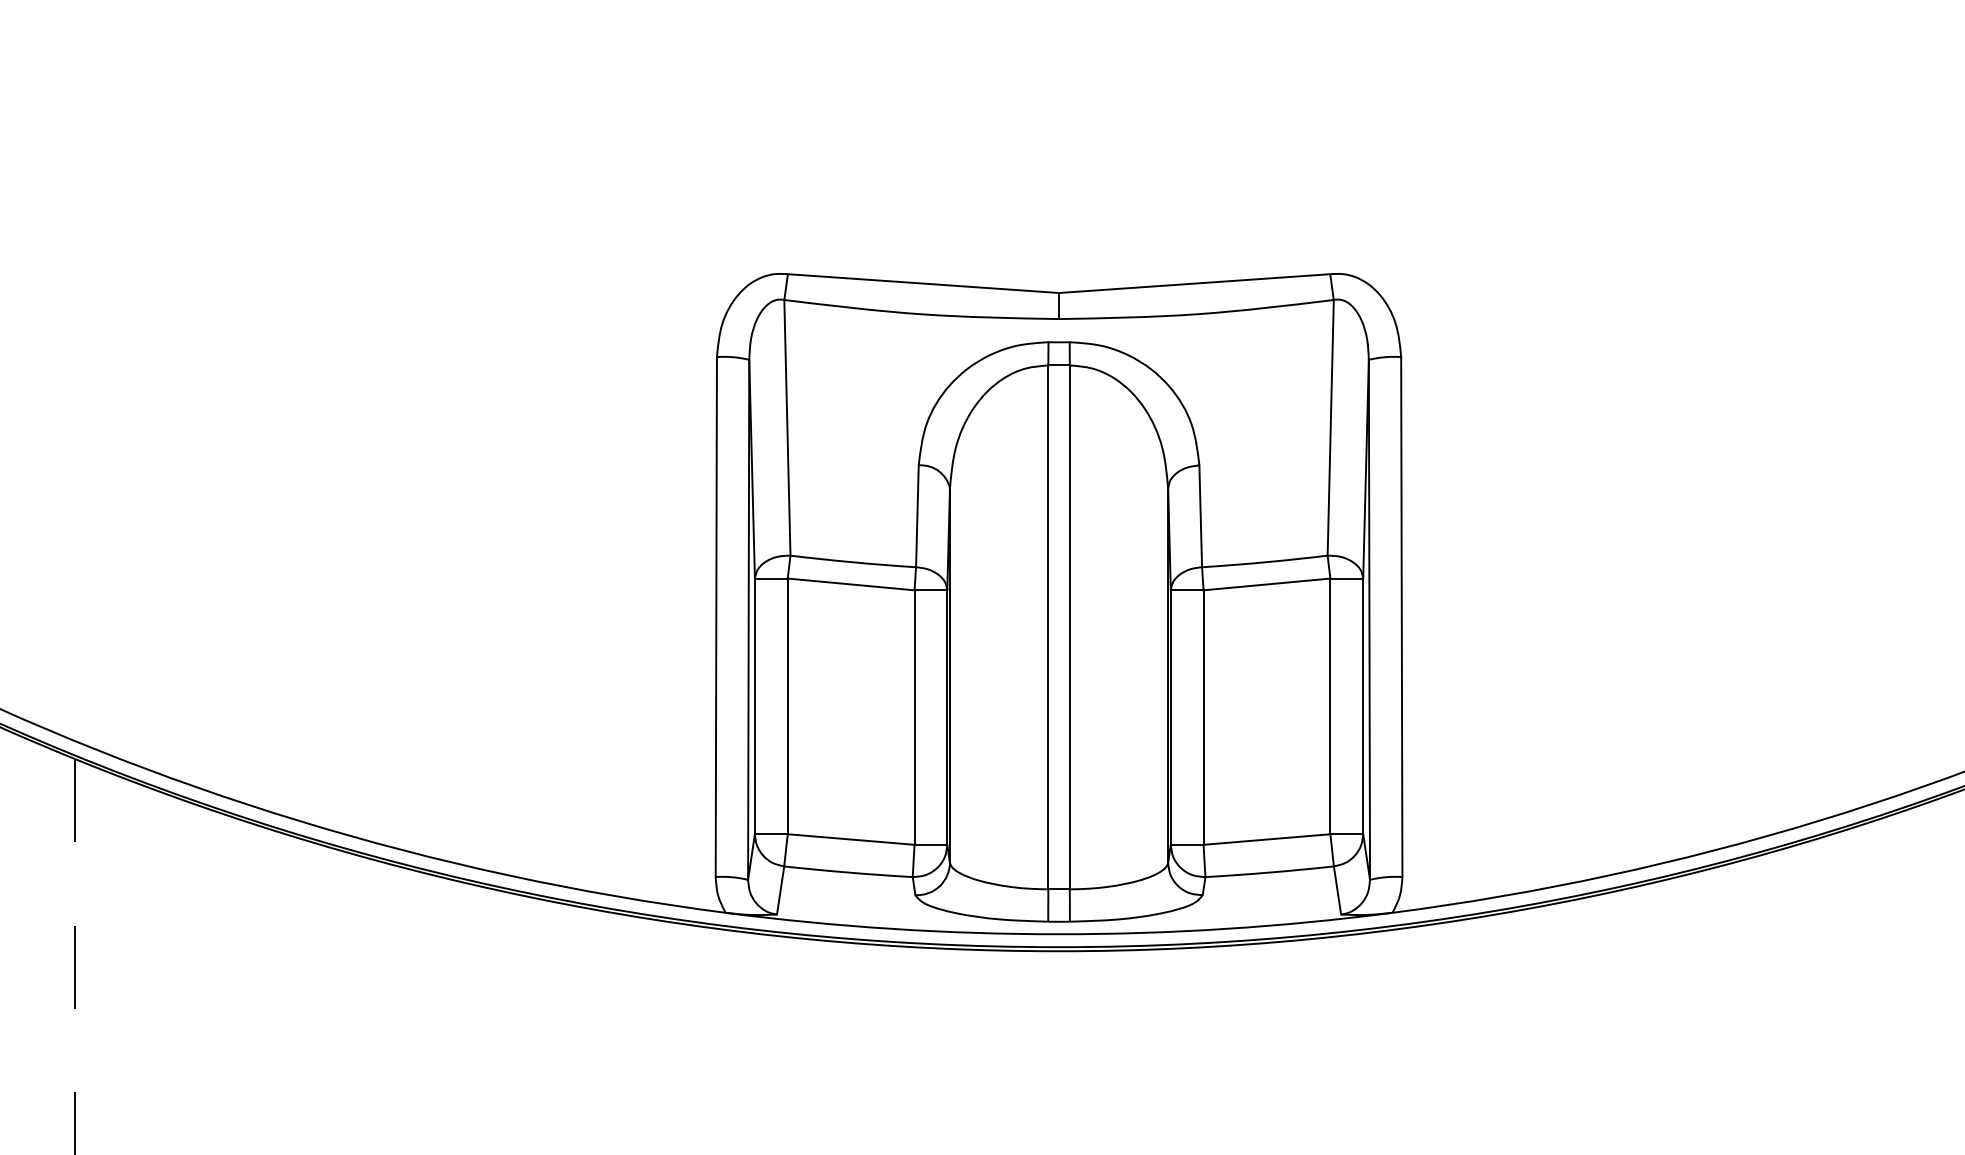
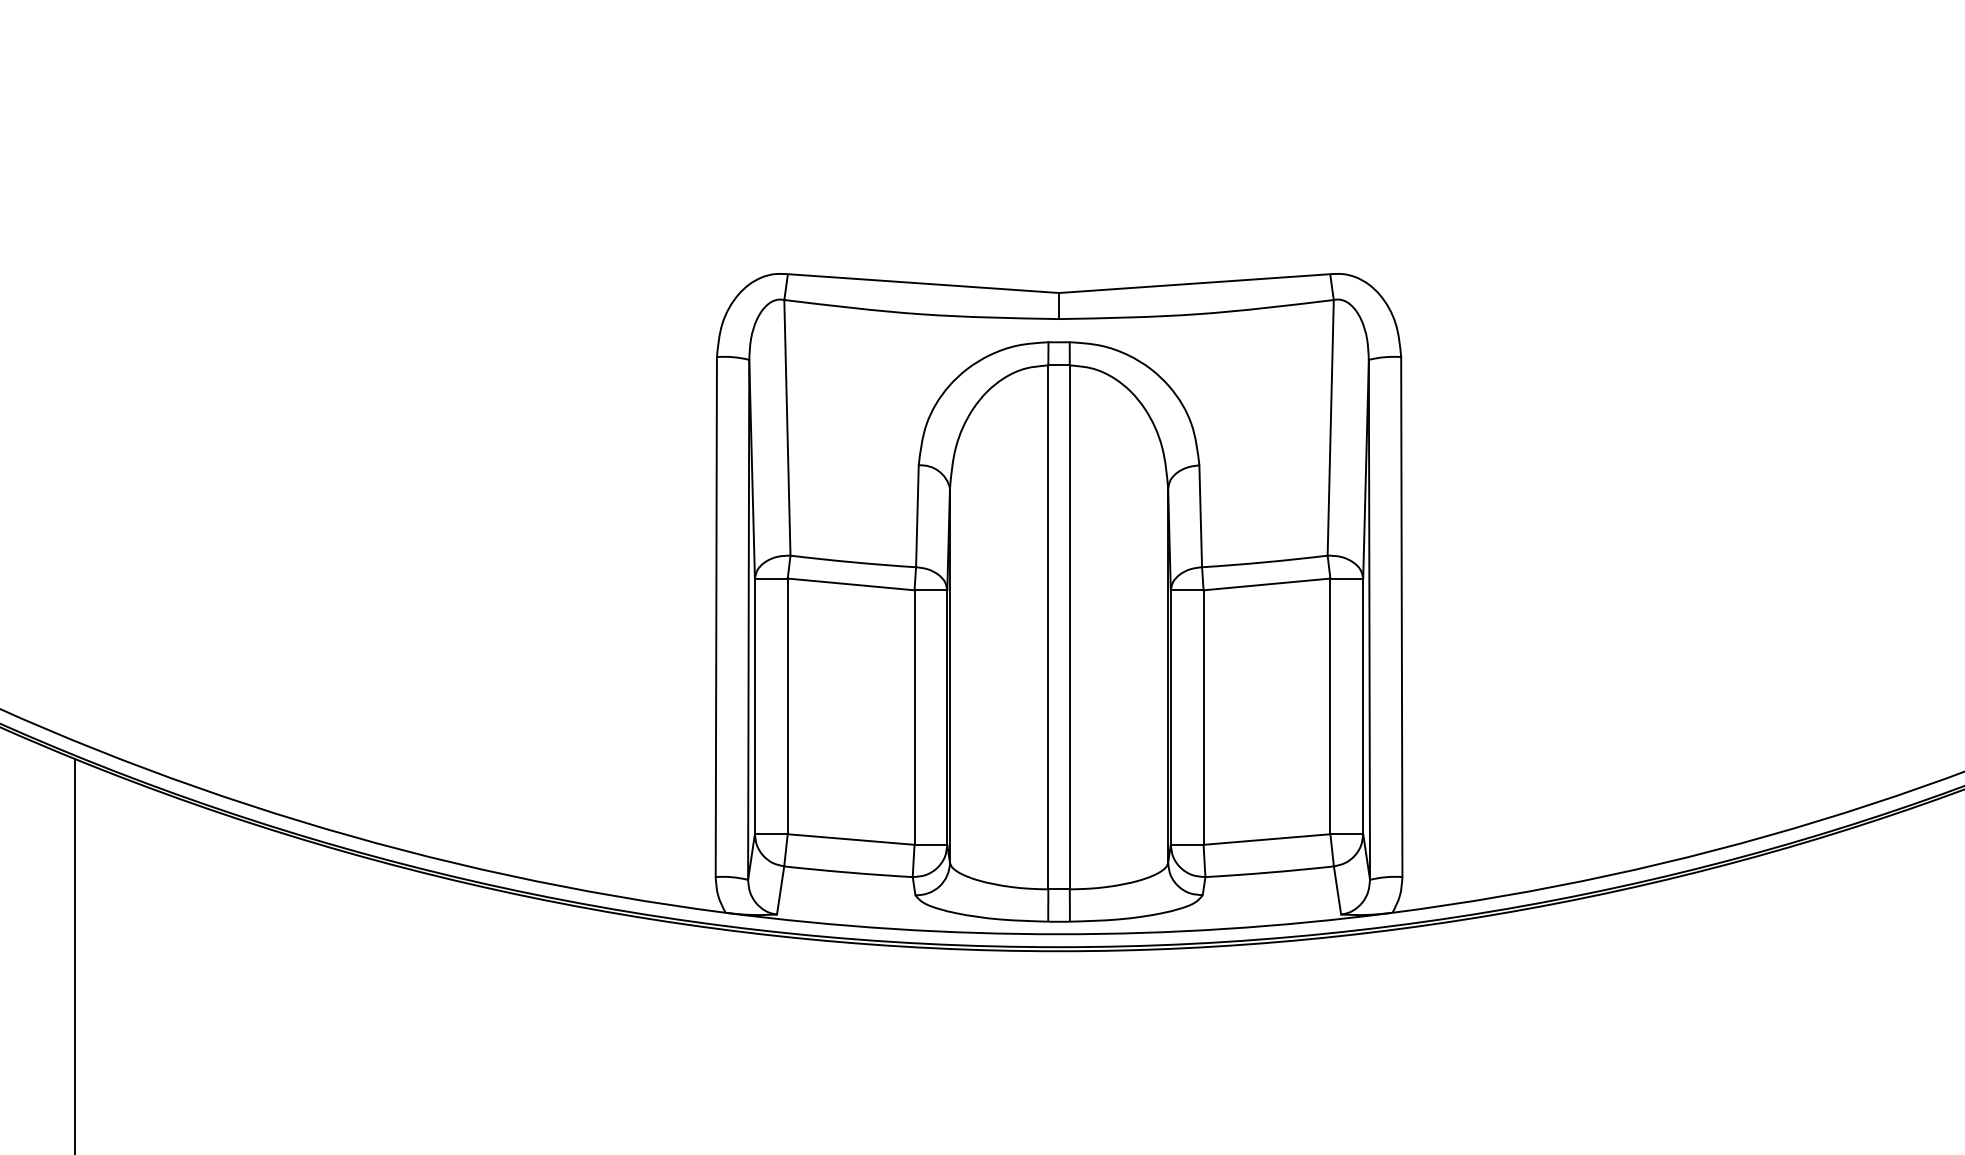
line: dashed -> solid (75, 956)
